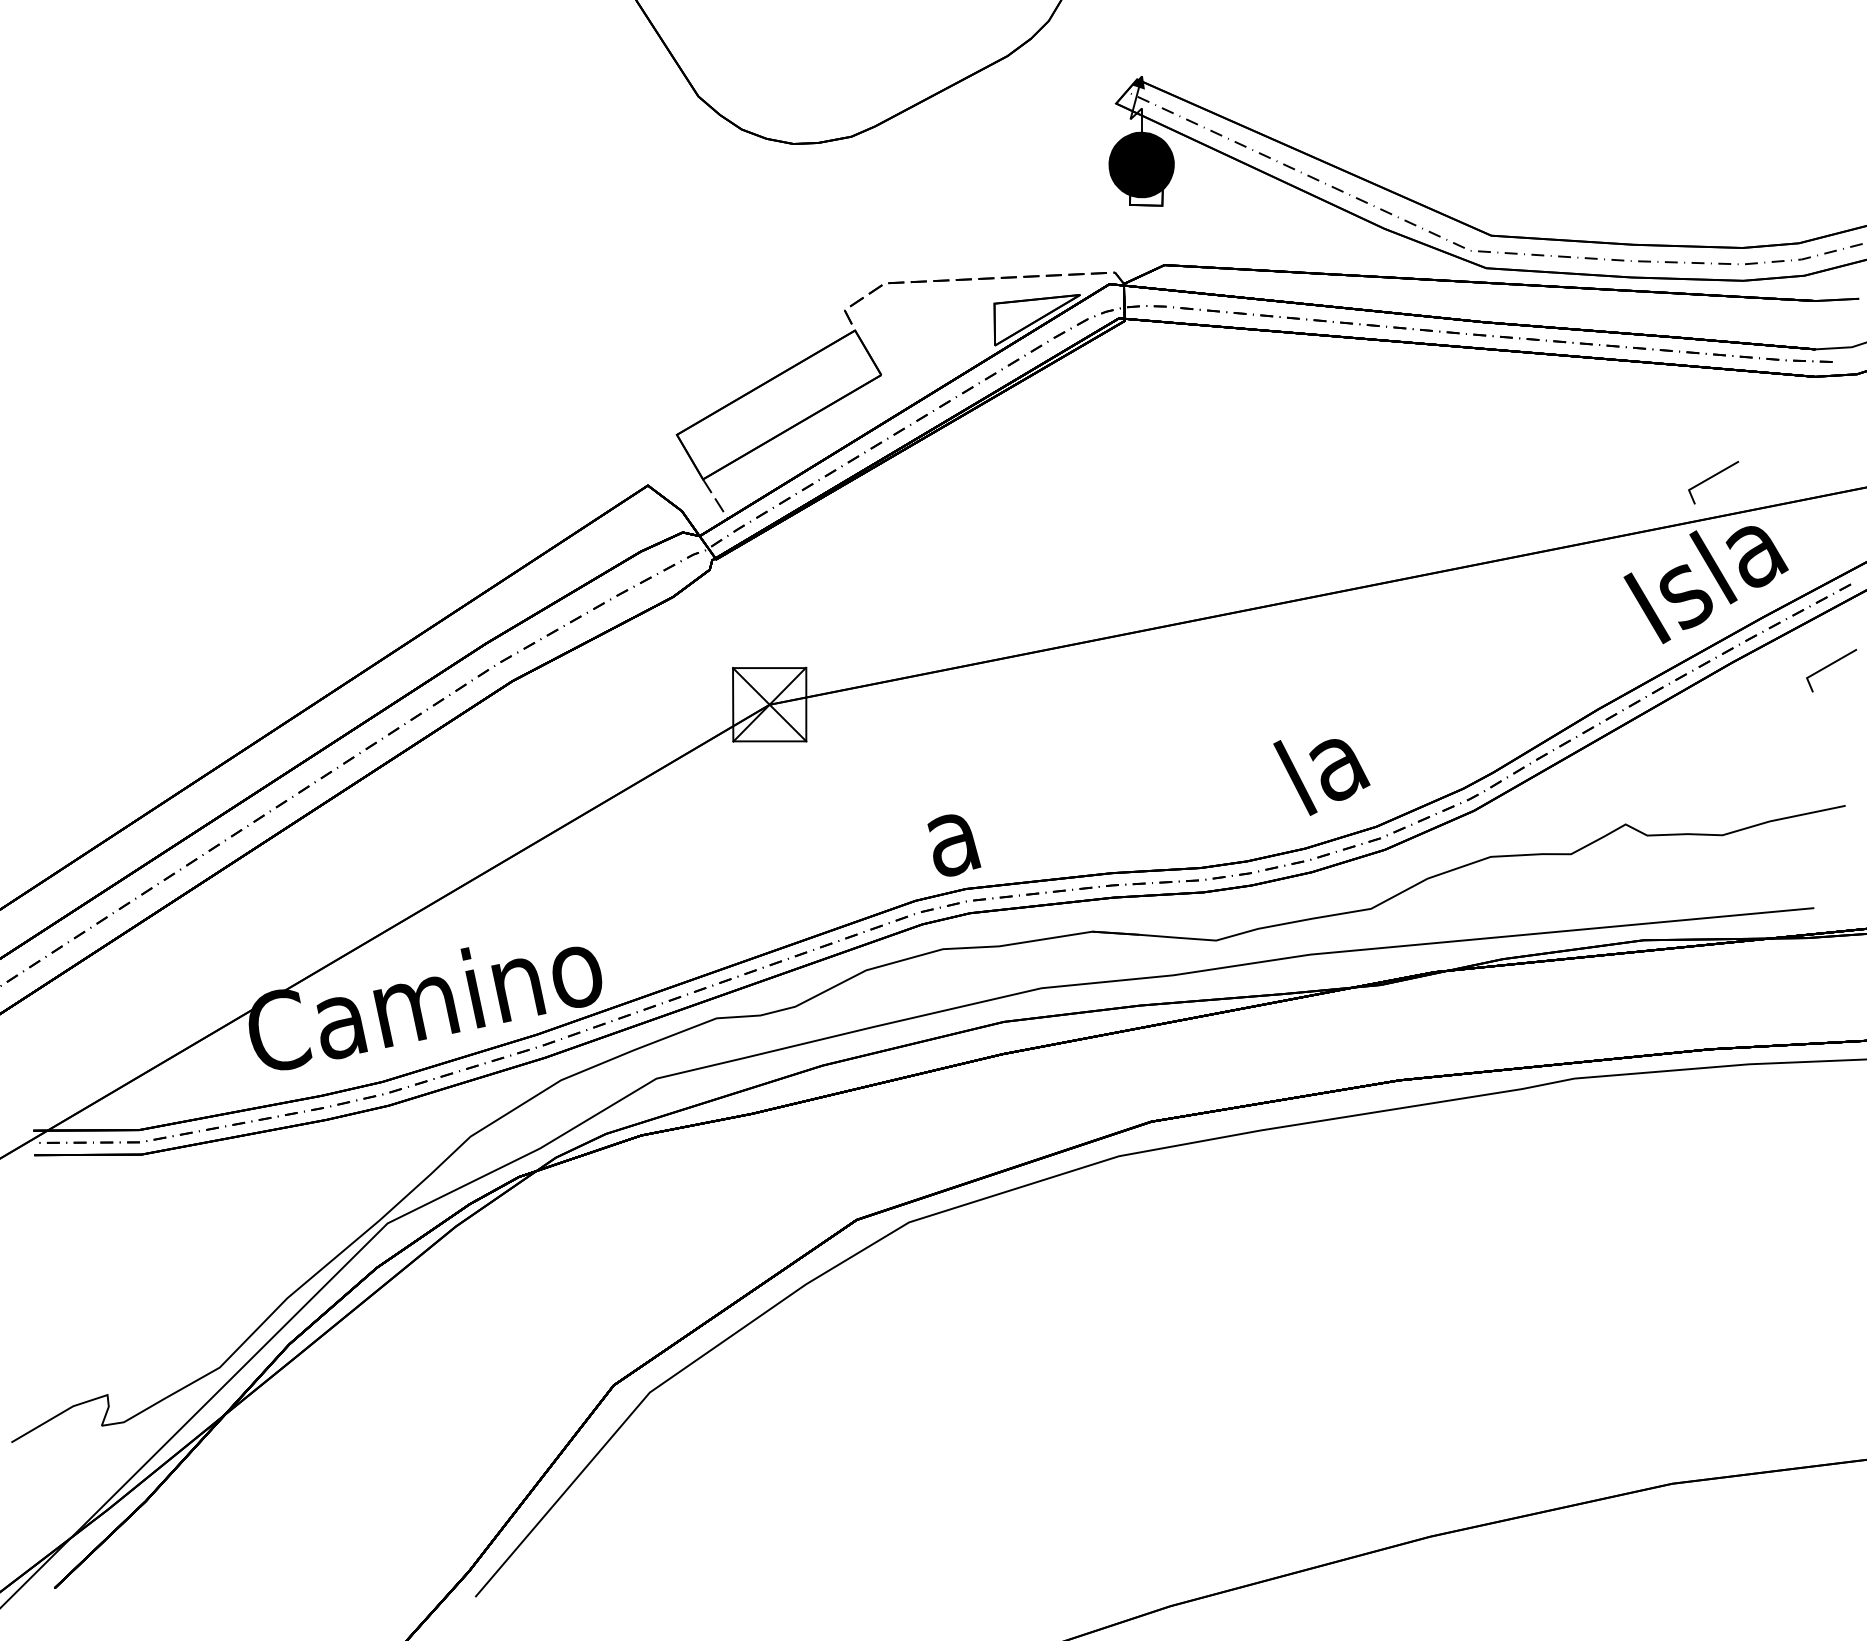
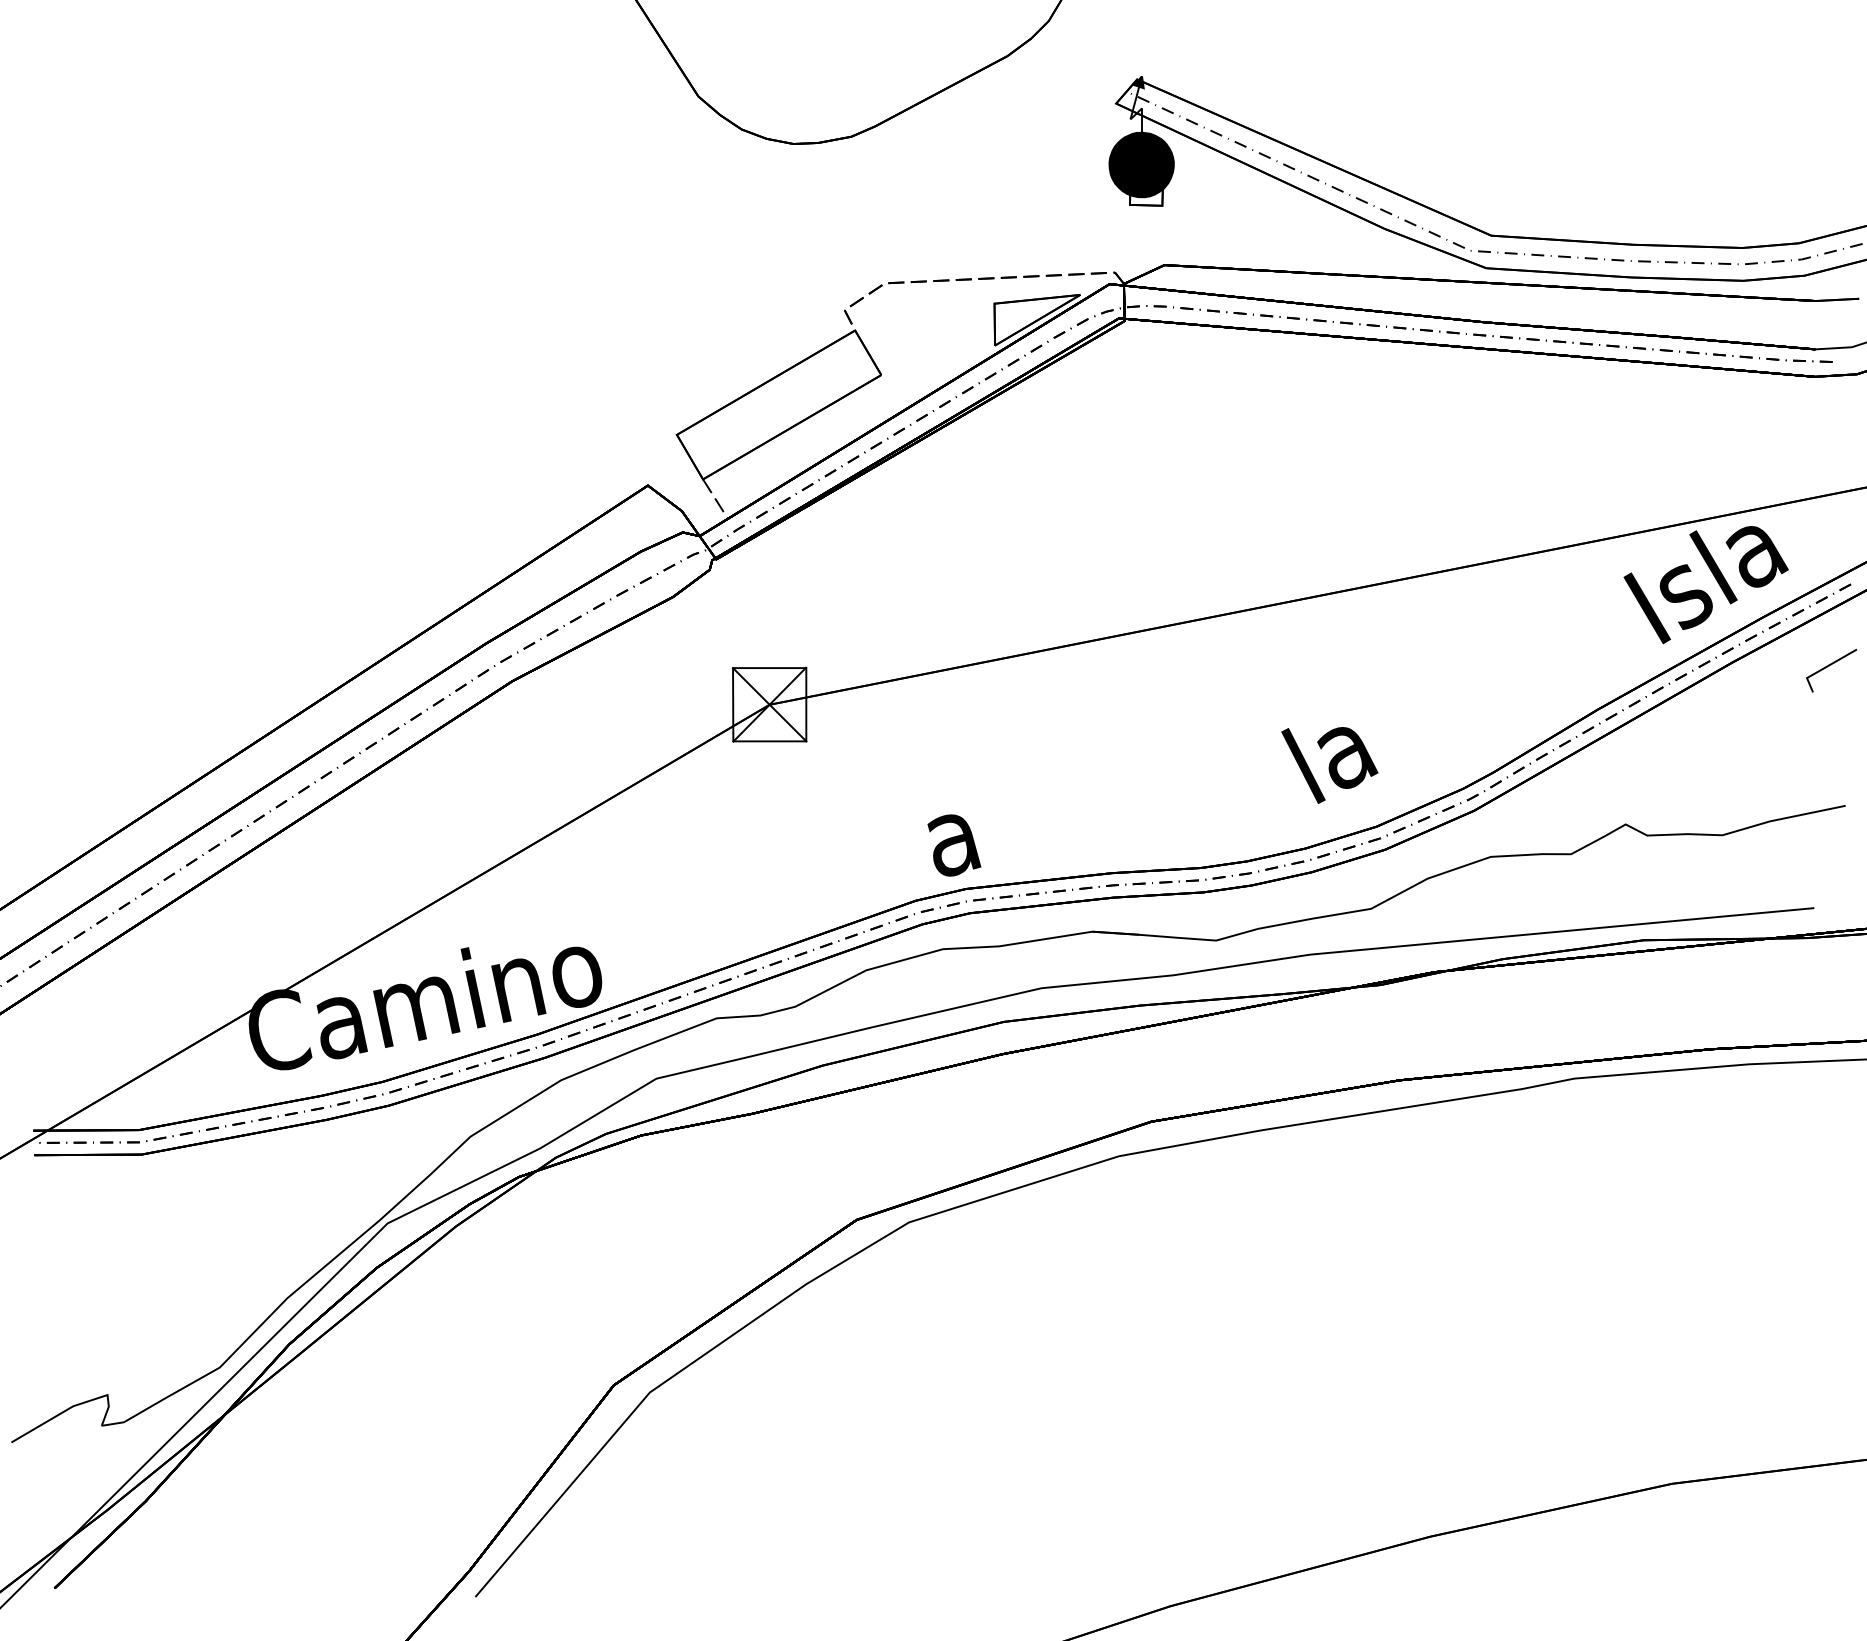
line: present -> none (1711, 478)
text position: (1321, 777) -> (1329, 765) (1329, 765)
